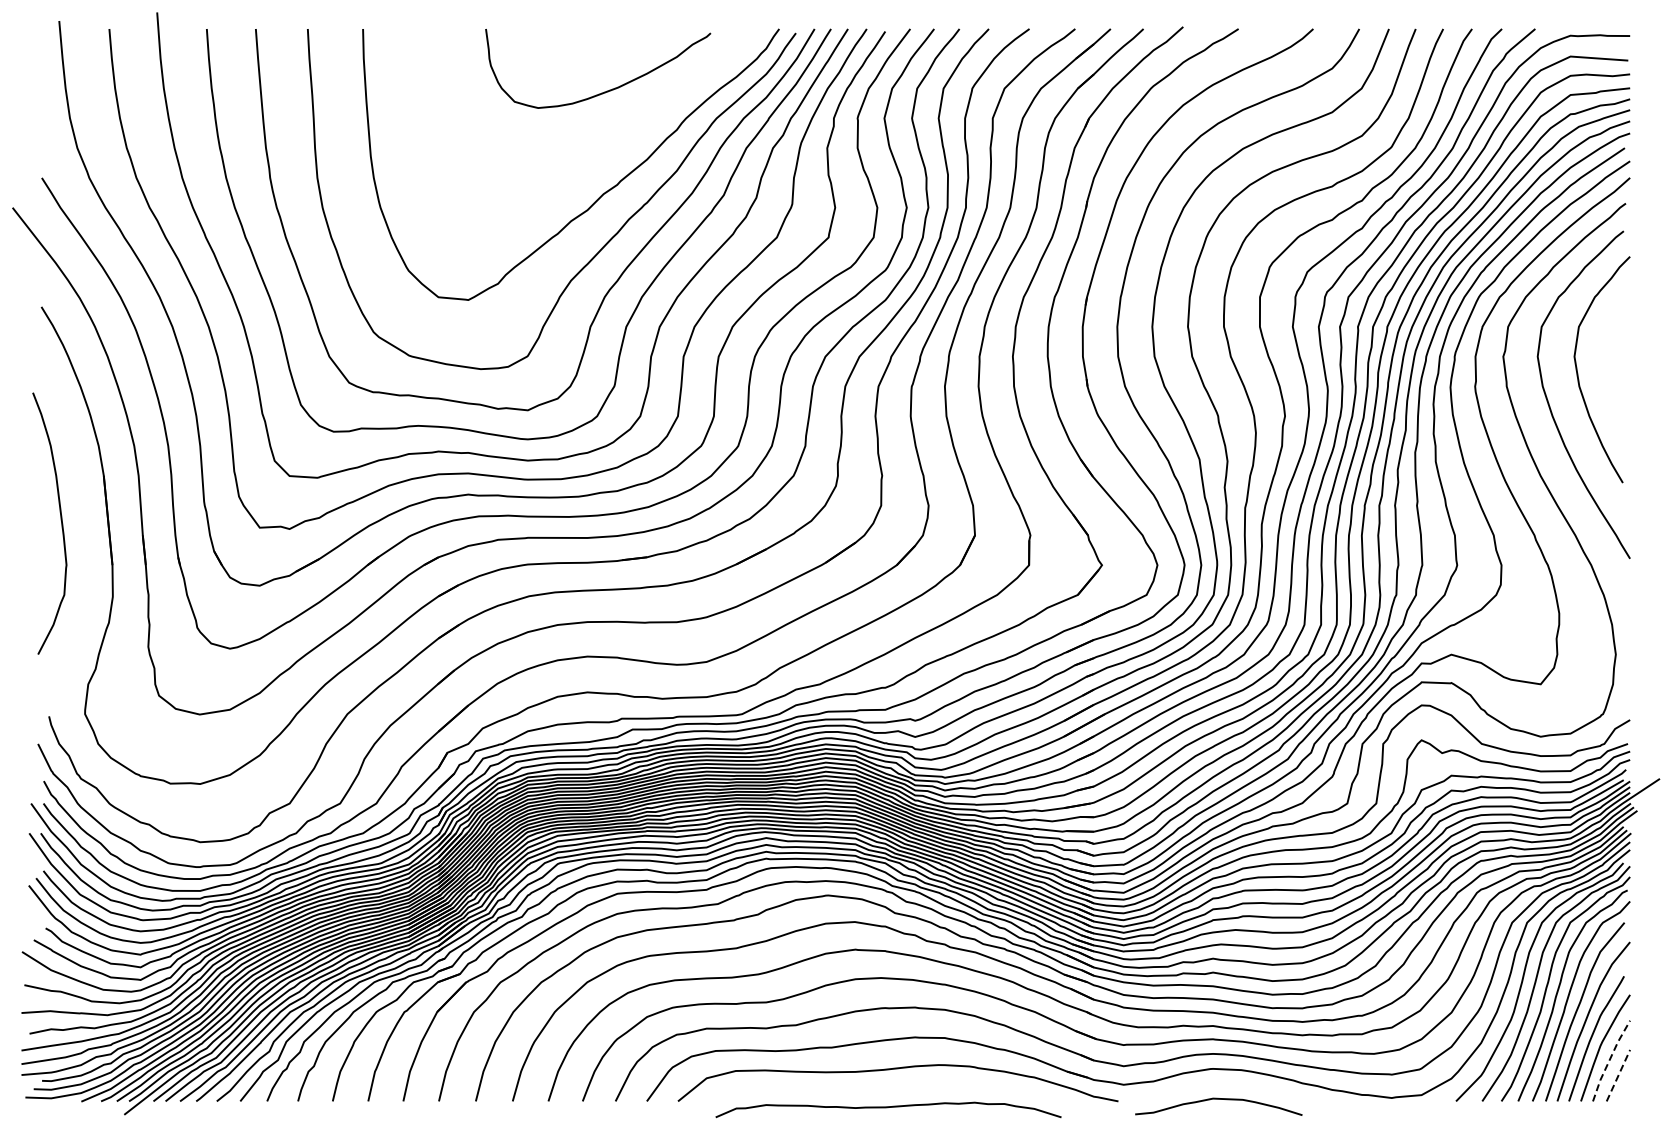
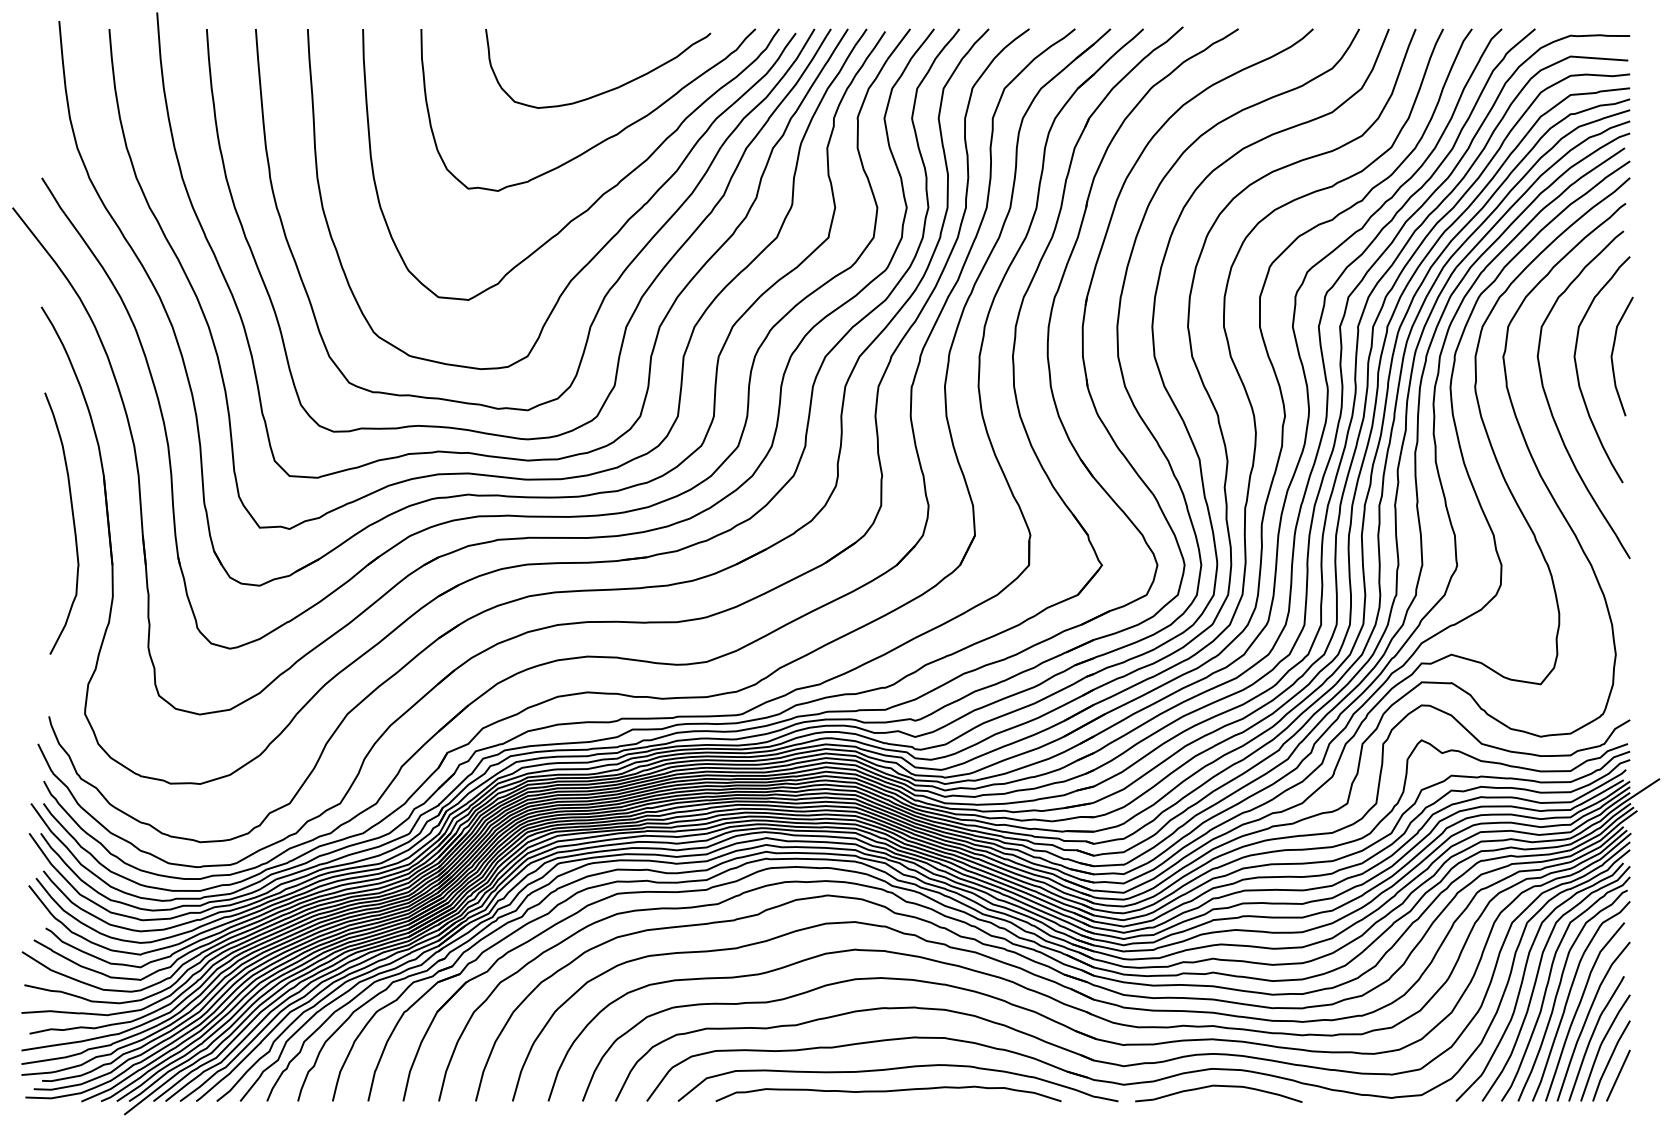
curve: none -> present (607, 137)
curve: none -> present (1613, 353)
curve position: (60, 520) -> (72, 520) (72, 520)
line: dashed -> solid (1609, 1059)
line: dashed -> solid (1618, 1075)
curve position: (1218, 1099) -> (1218, 1086) (1218, 1086)
curve position: (887, 1108) -> (887, 1092) (887, 1092)
